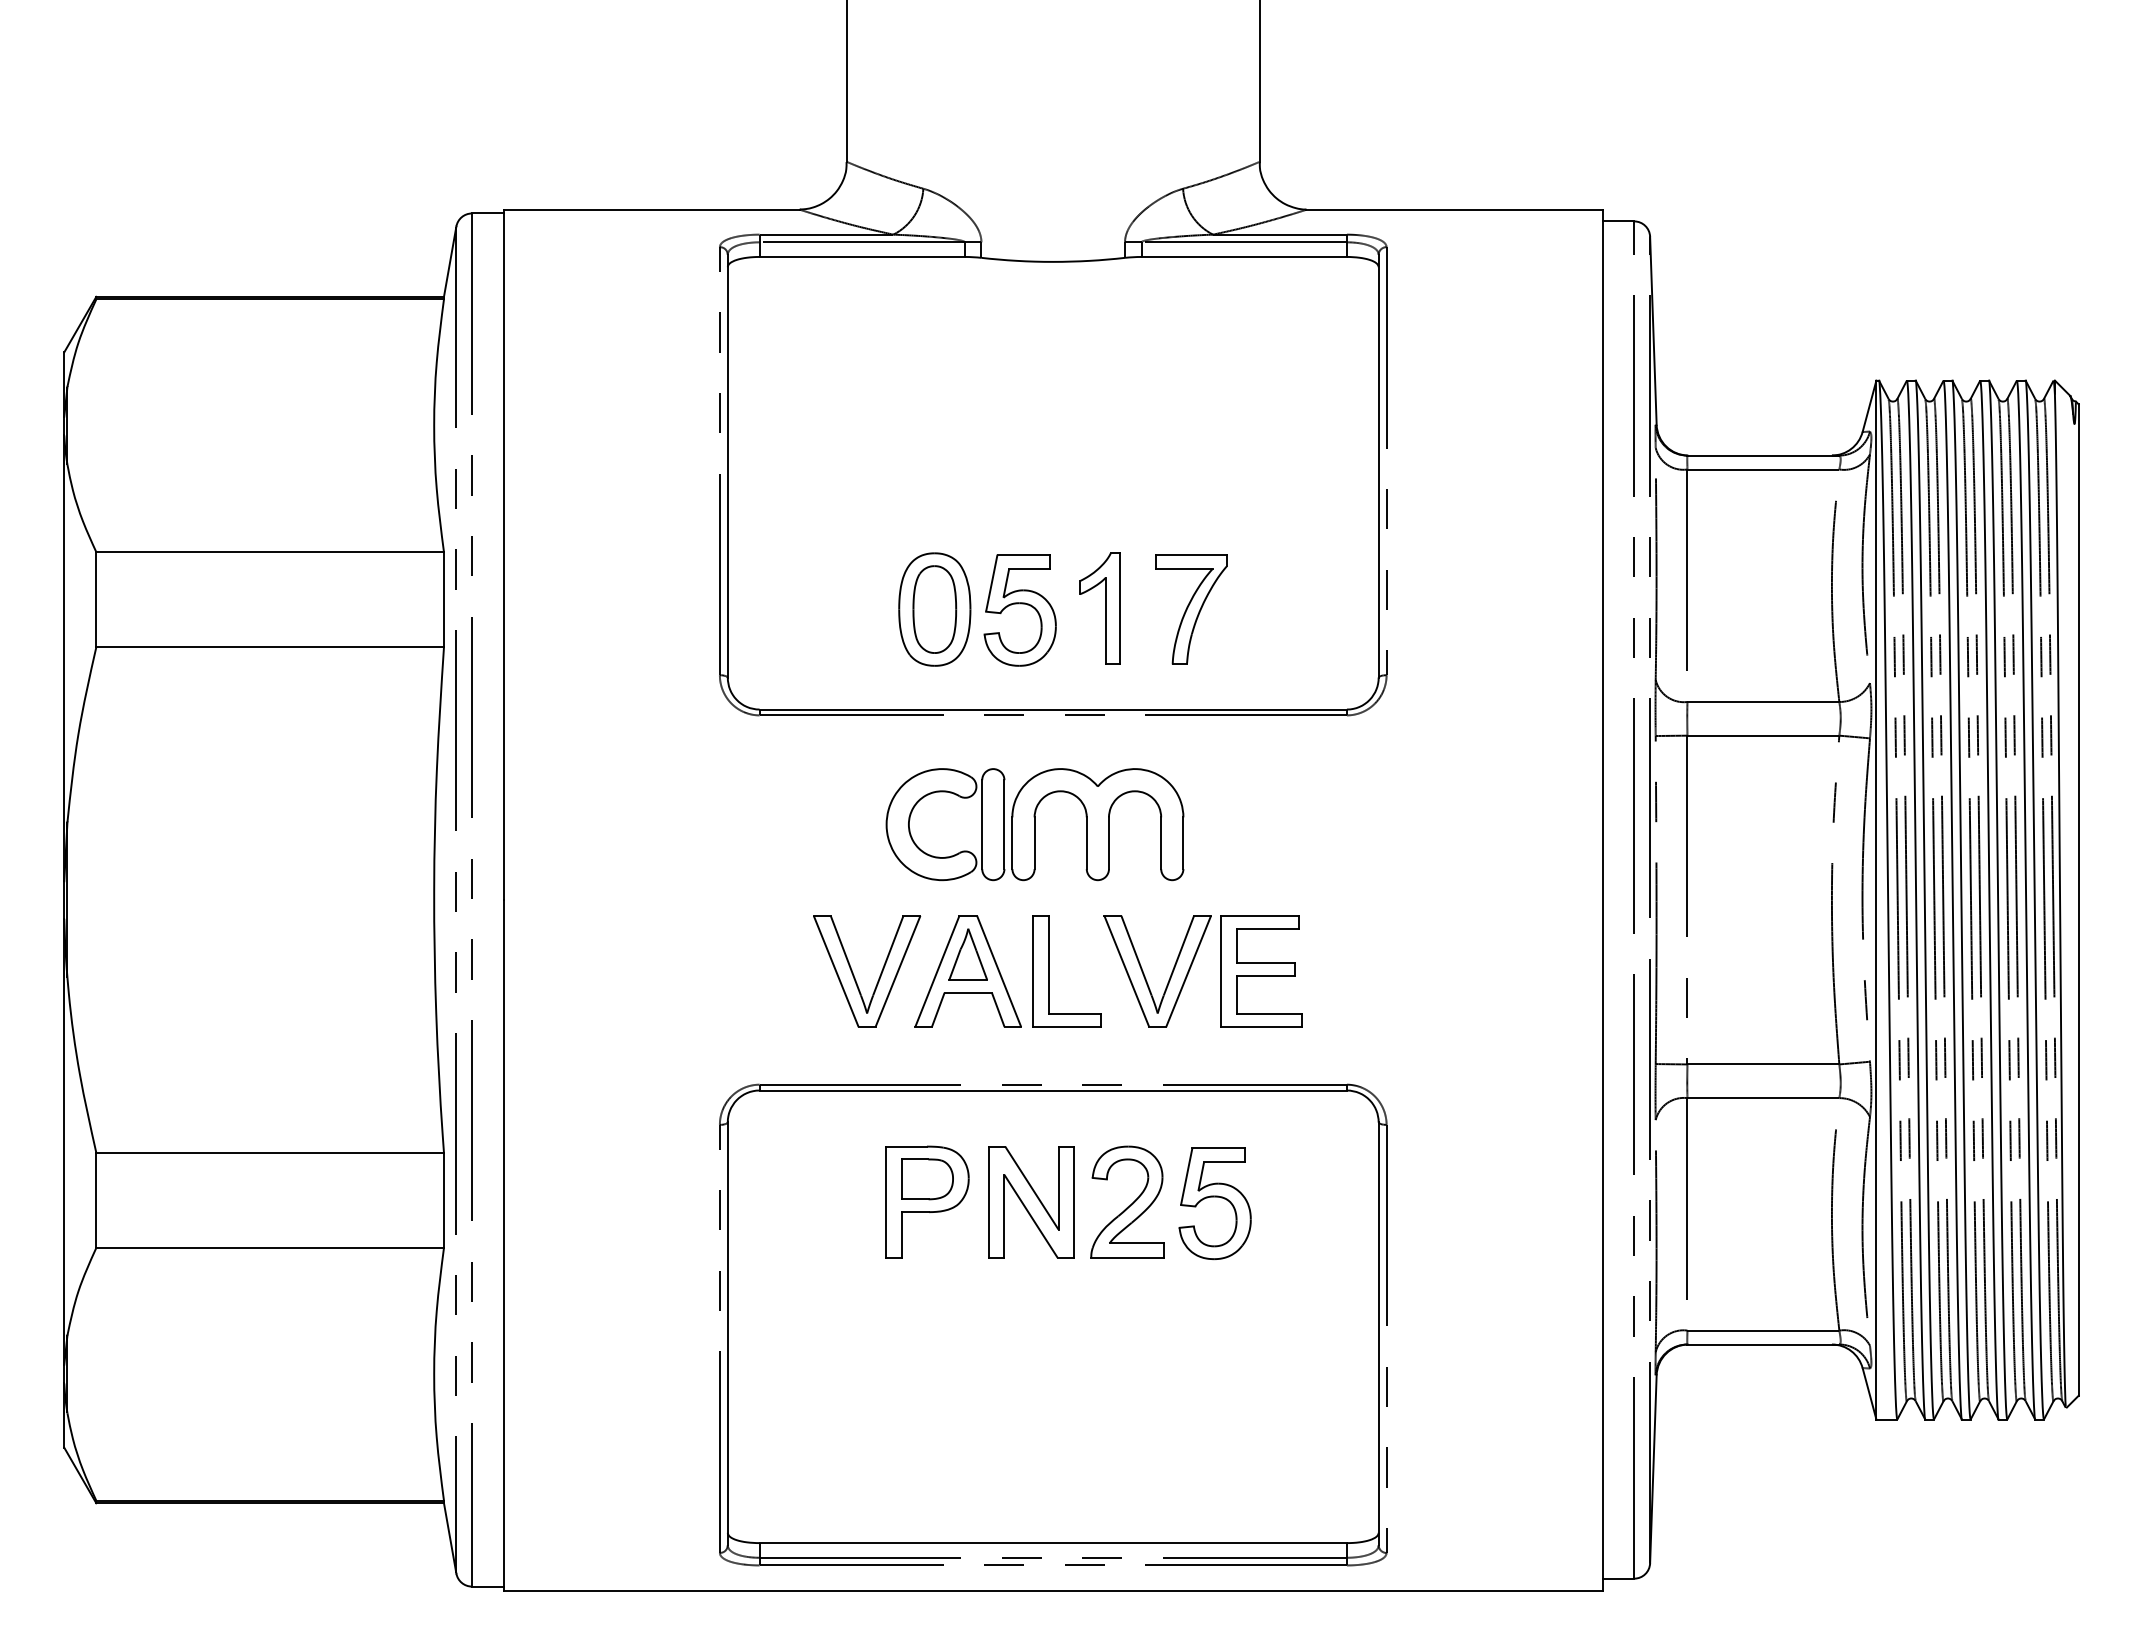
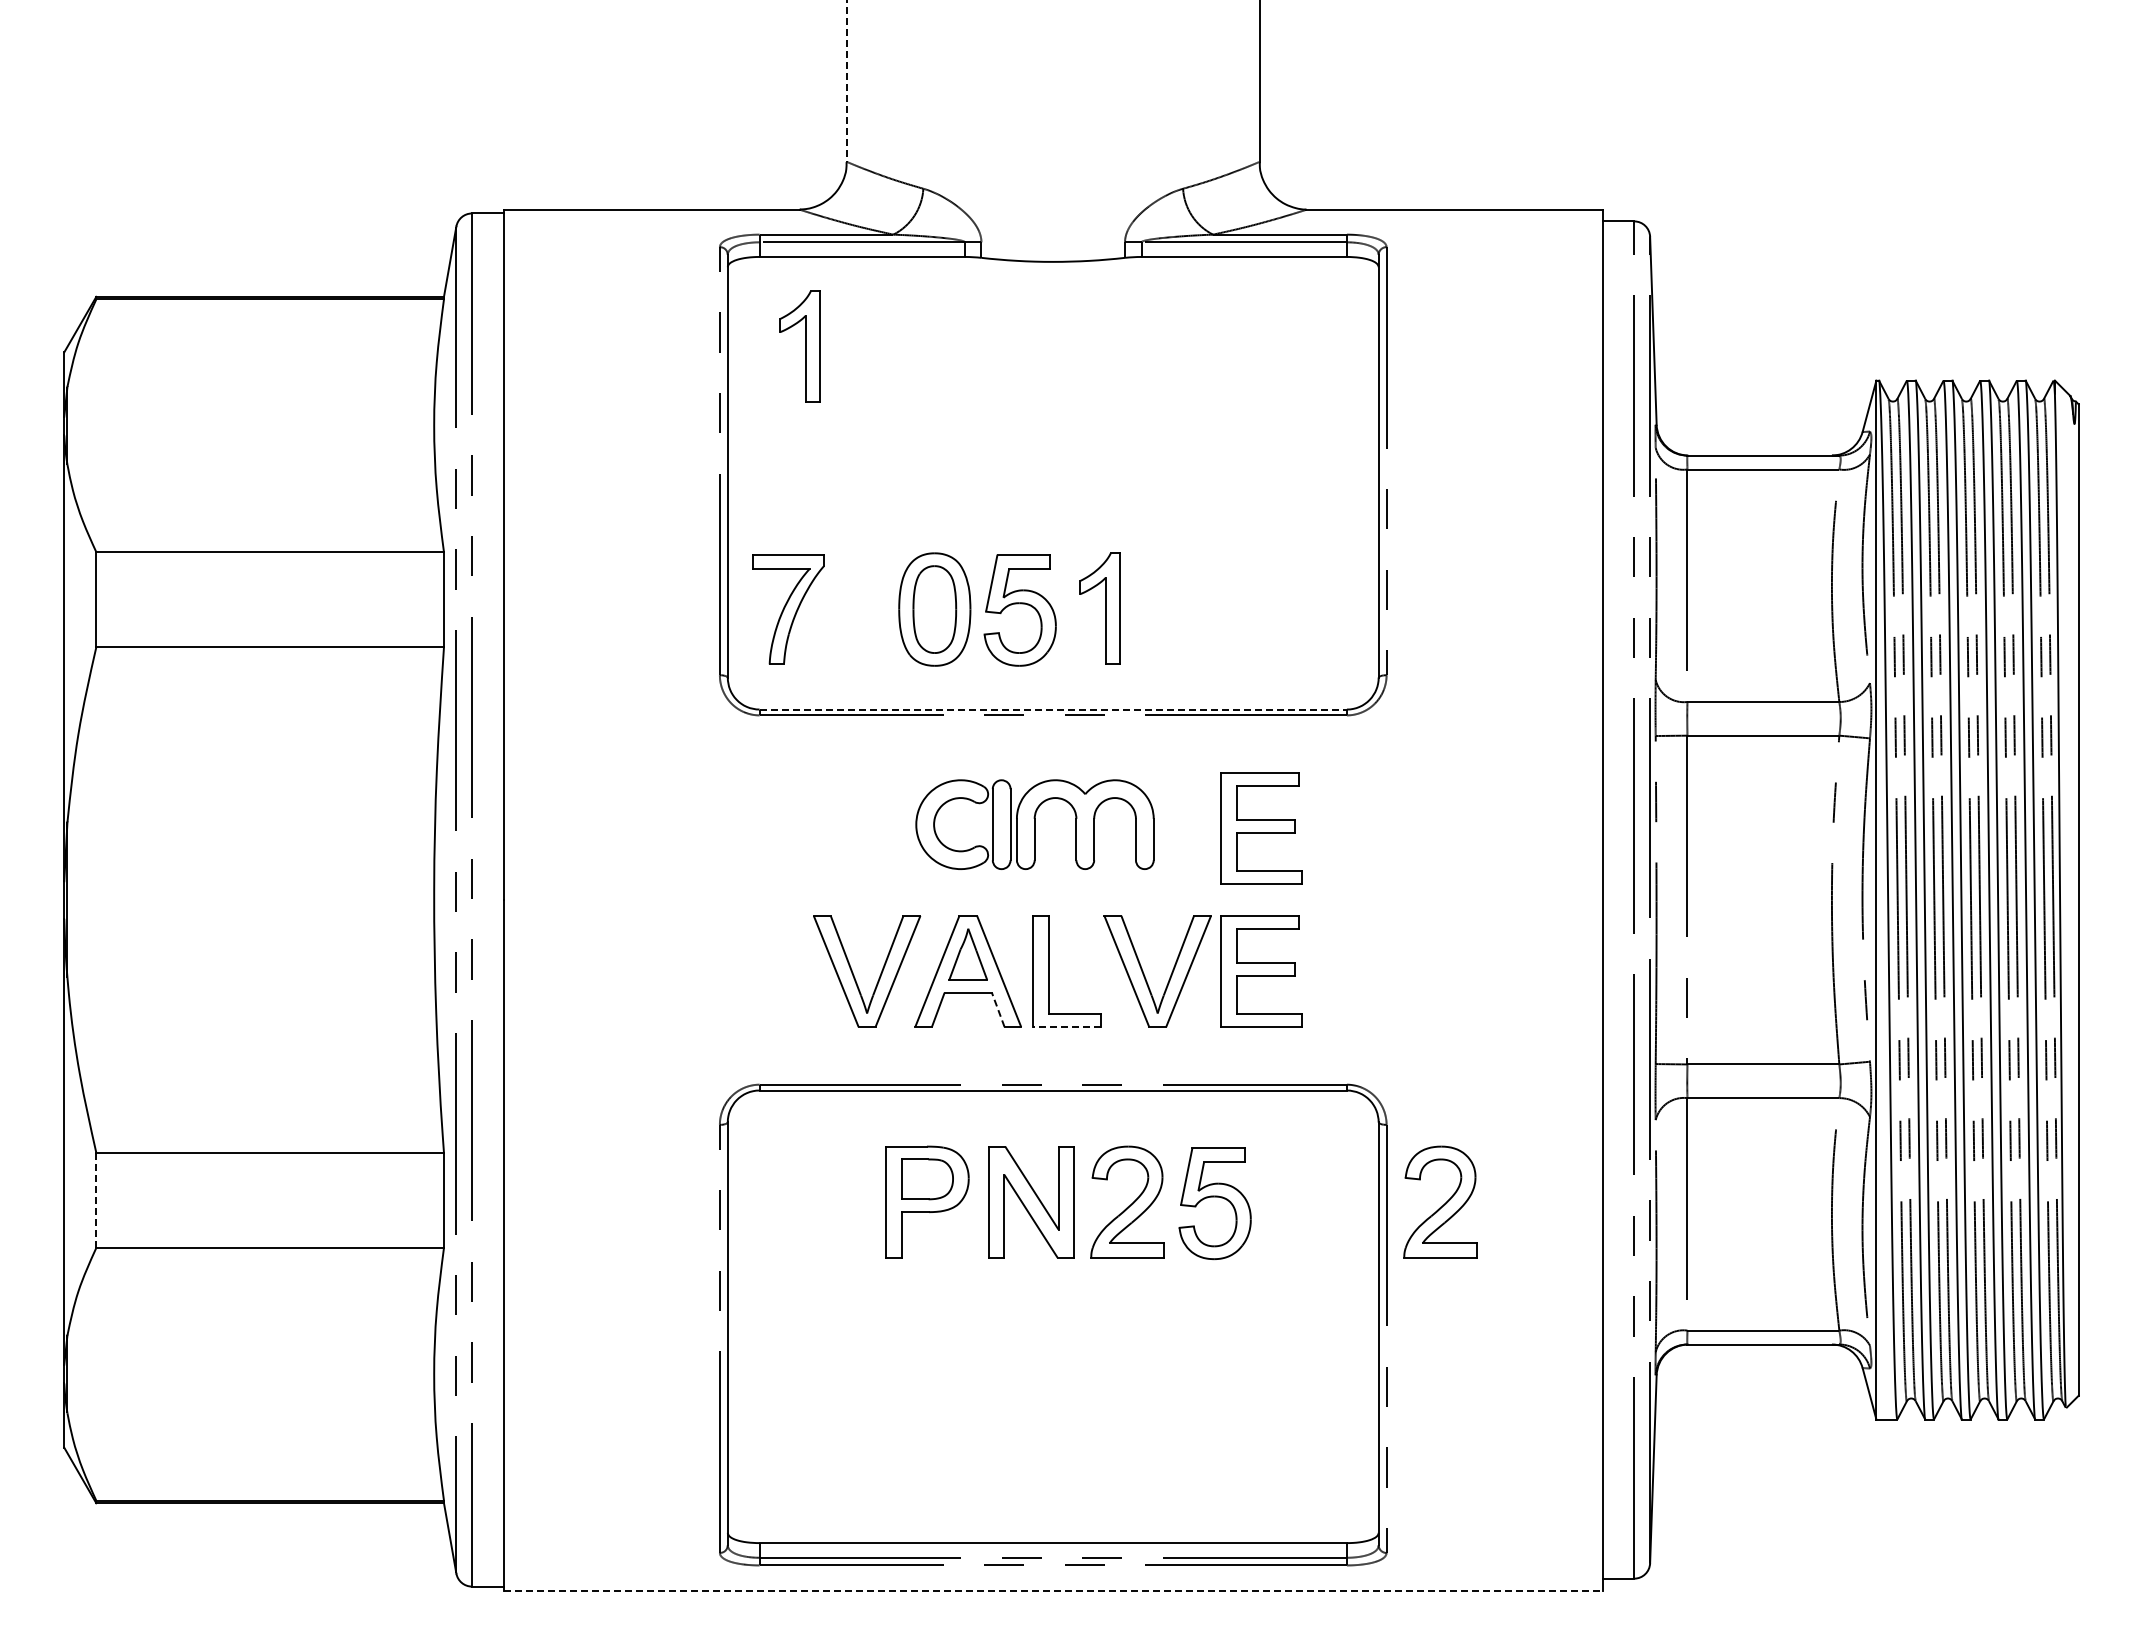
line: solid -> dashed (846, 81)
part: none -> present (799, 346)
part position: (1191, 609) -> (788, 609) (788, 609)
line: solid -> dashed (1053, 709)
part size: 300x114 px -> 240x91 px (1034, 824)
part: none -> present (1261, 828)
line: solid -> dashed (998, 1009)
line: solid -> dashed (1066, 1027)
line: solid -> dashed (96, 1199)
part: none -> present (1440, 1201)
line: solid -> dashed (1053, 1590)
